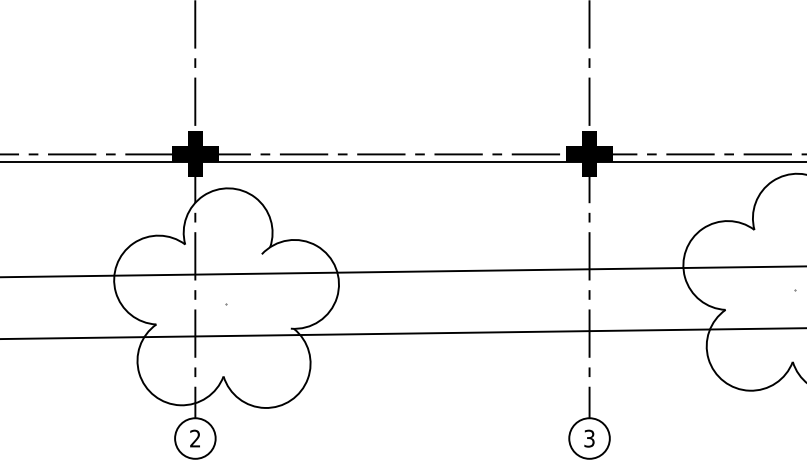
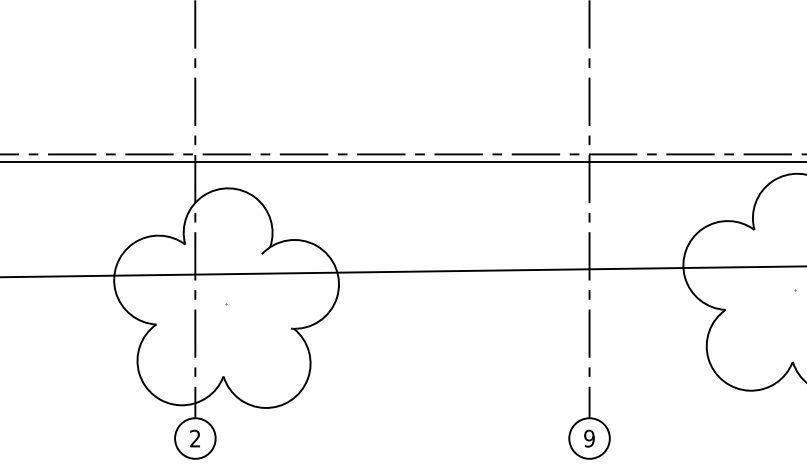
fill: present -> none (195, 153)
fill: present -> none (589, 153)
line: present -> none (402, 333)
text: 3 -> 9 (589, 438)
